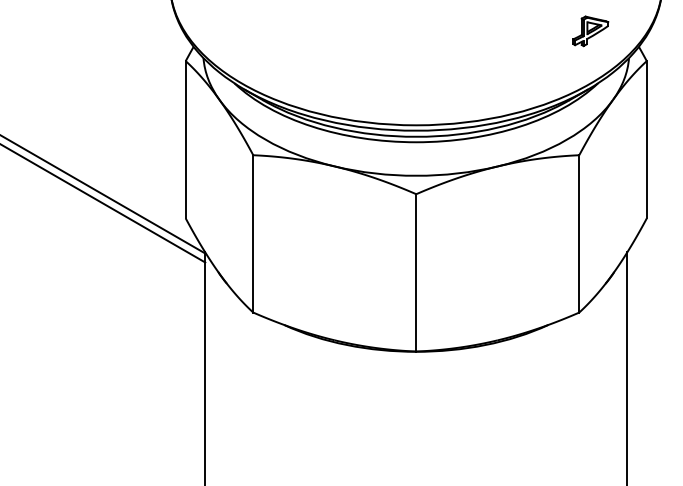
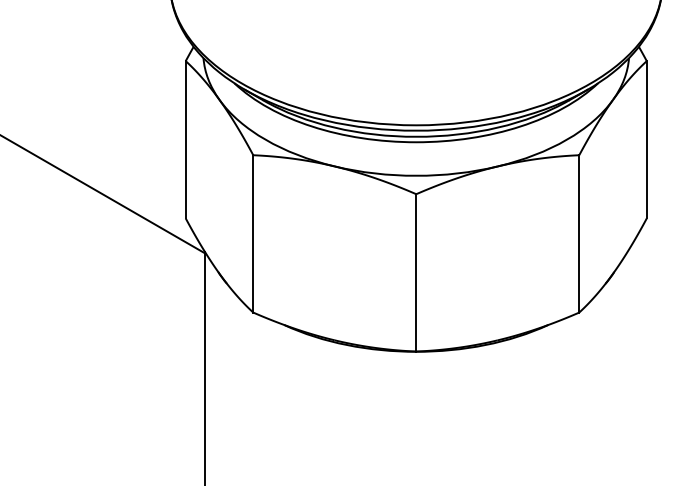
part: present -> none (590, 31)
line: present -> none (103, 203)
line: present -> none (627, 367)
